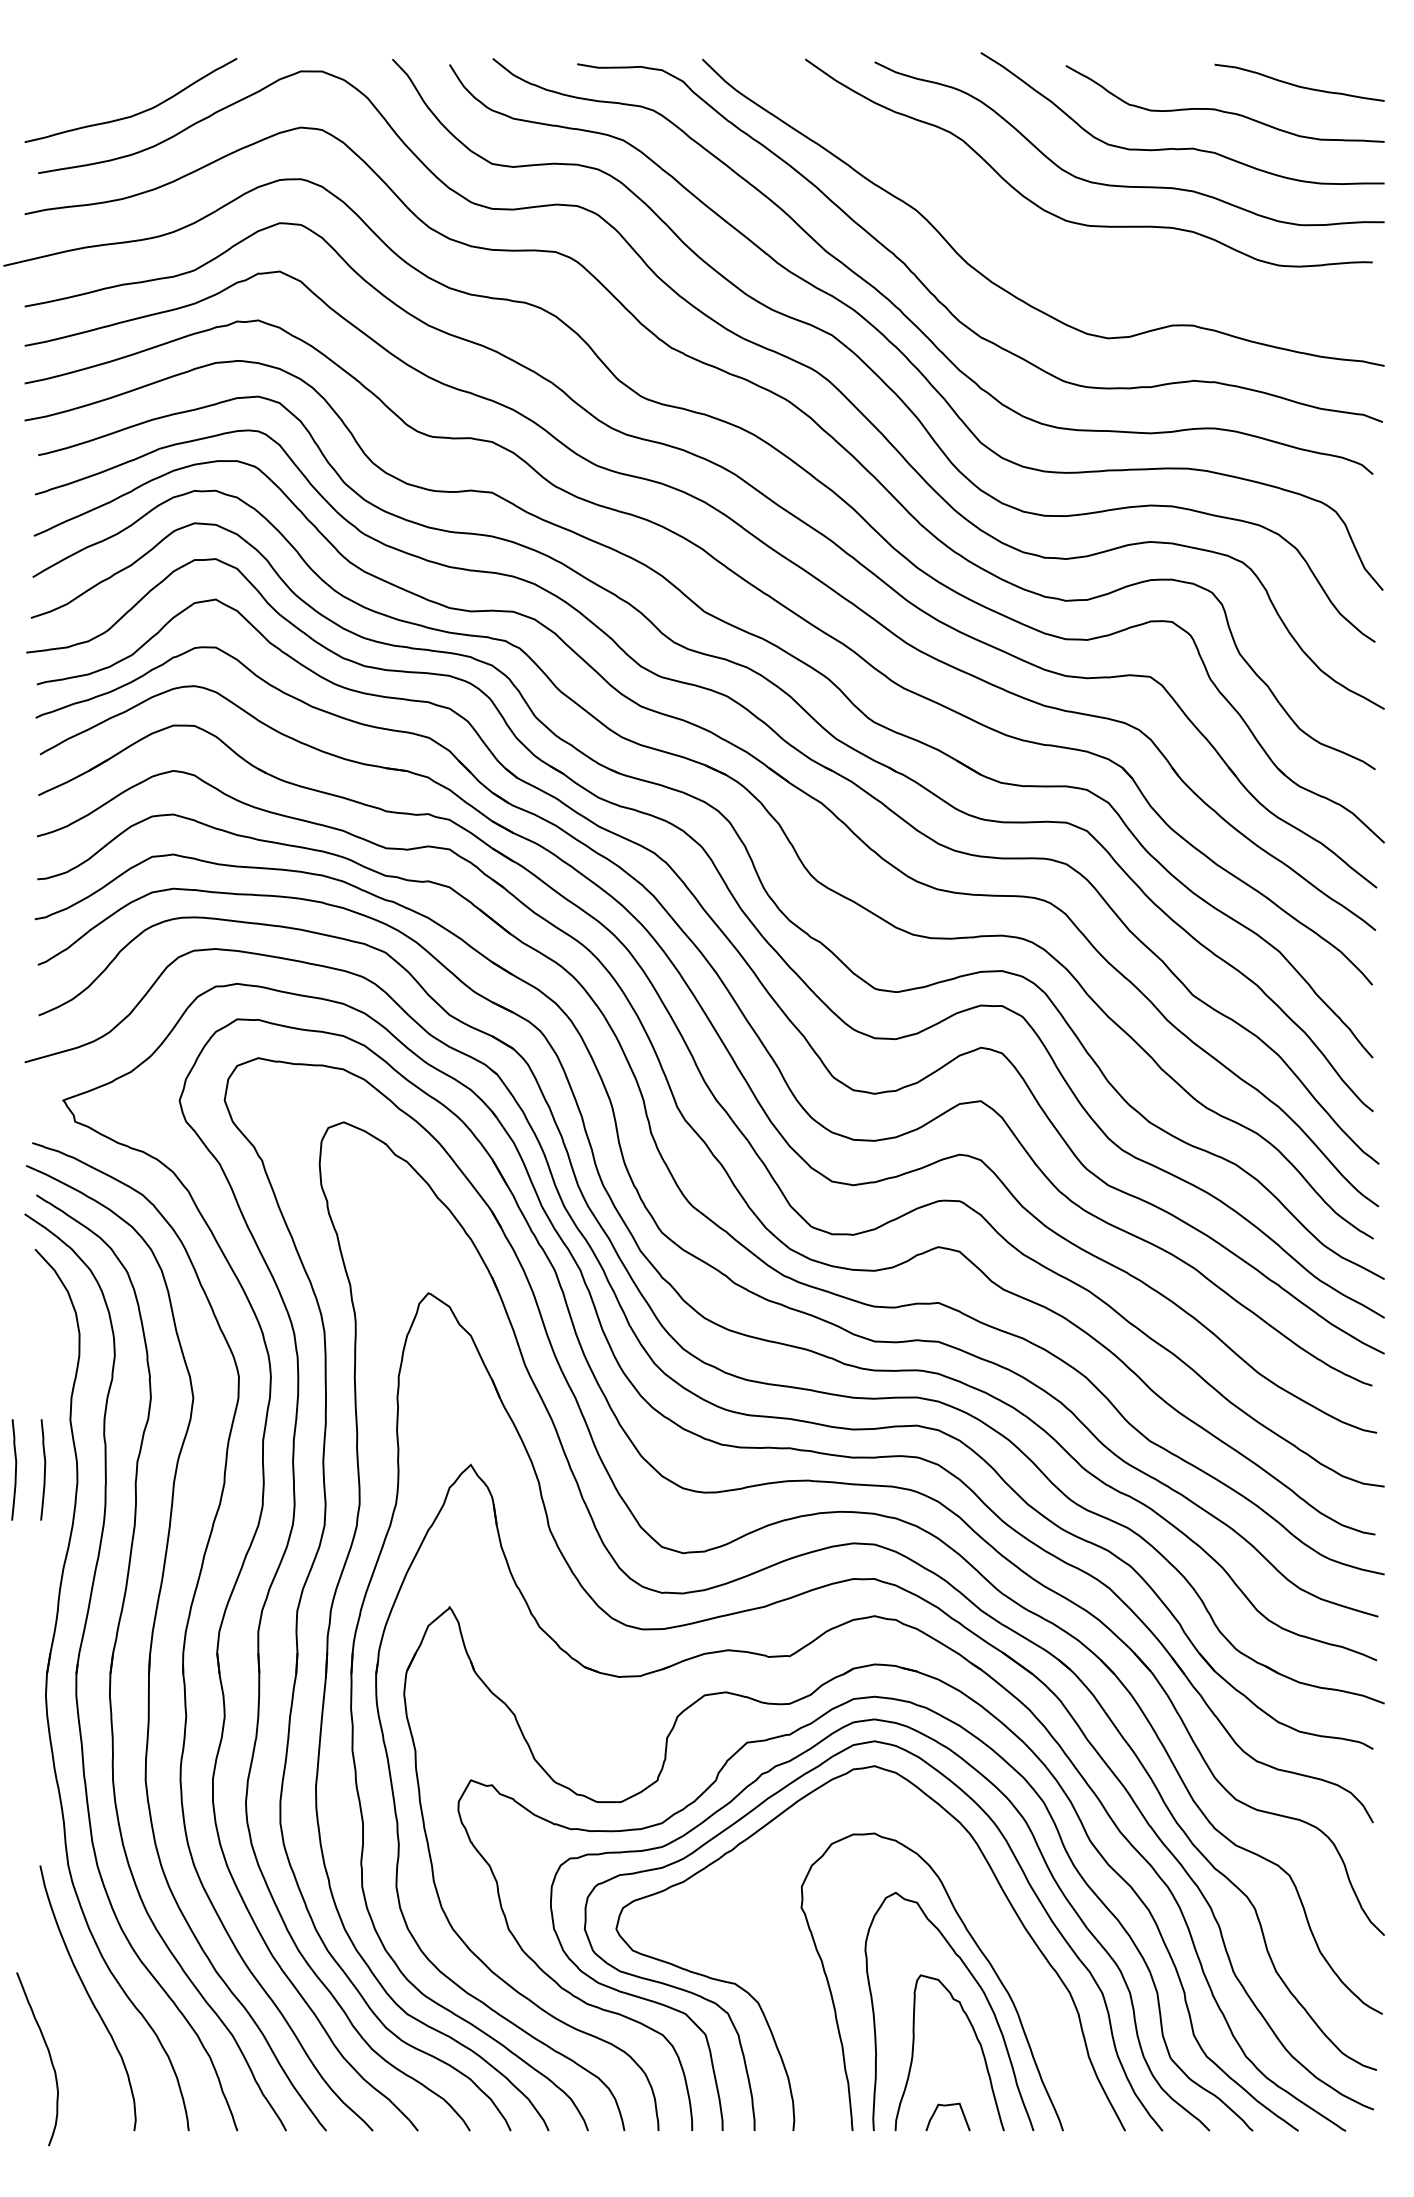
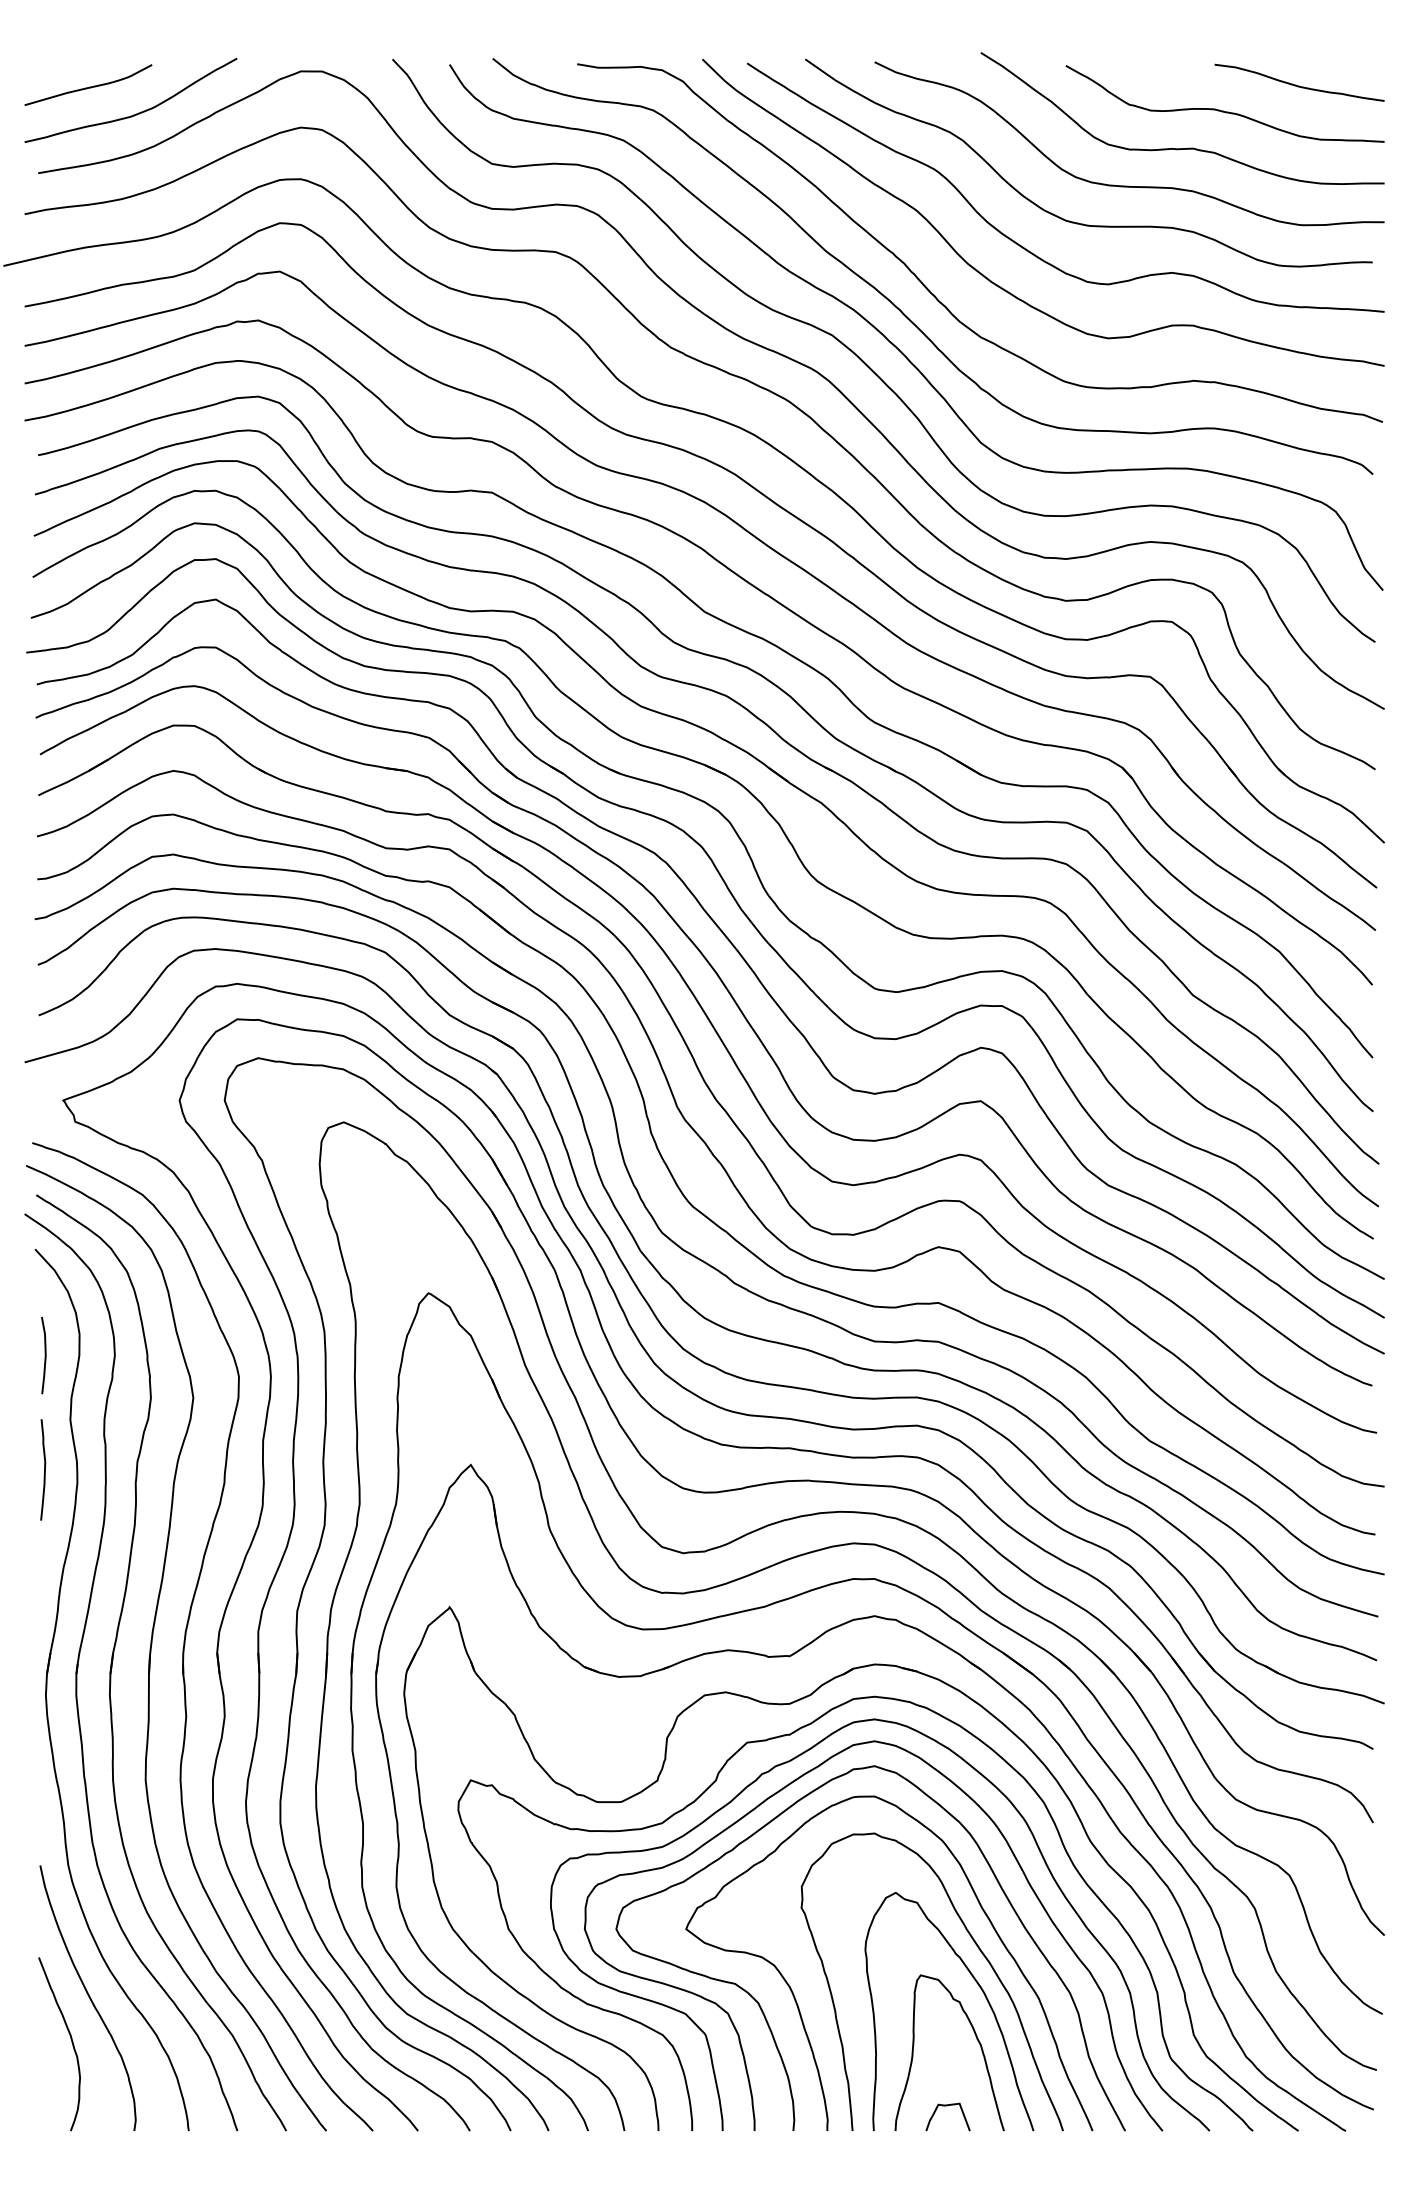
curve: none -> present (89, 86)
curve: none -> present (1026, 248)
line: none -> present (44, 1355)
curve: present -> none (15, 1469)
curve: none -> present (796, 1999)
curve position: (48, 2054) -> (70, 2039) (70, 2039)
